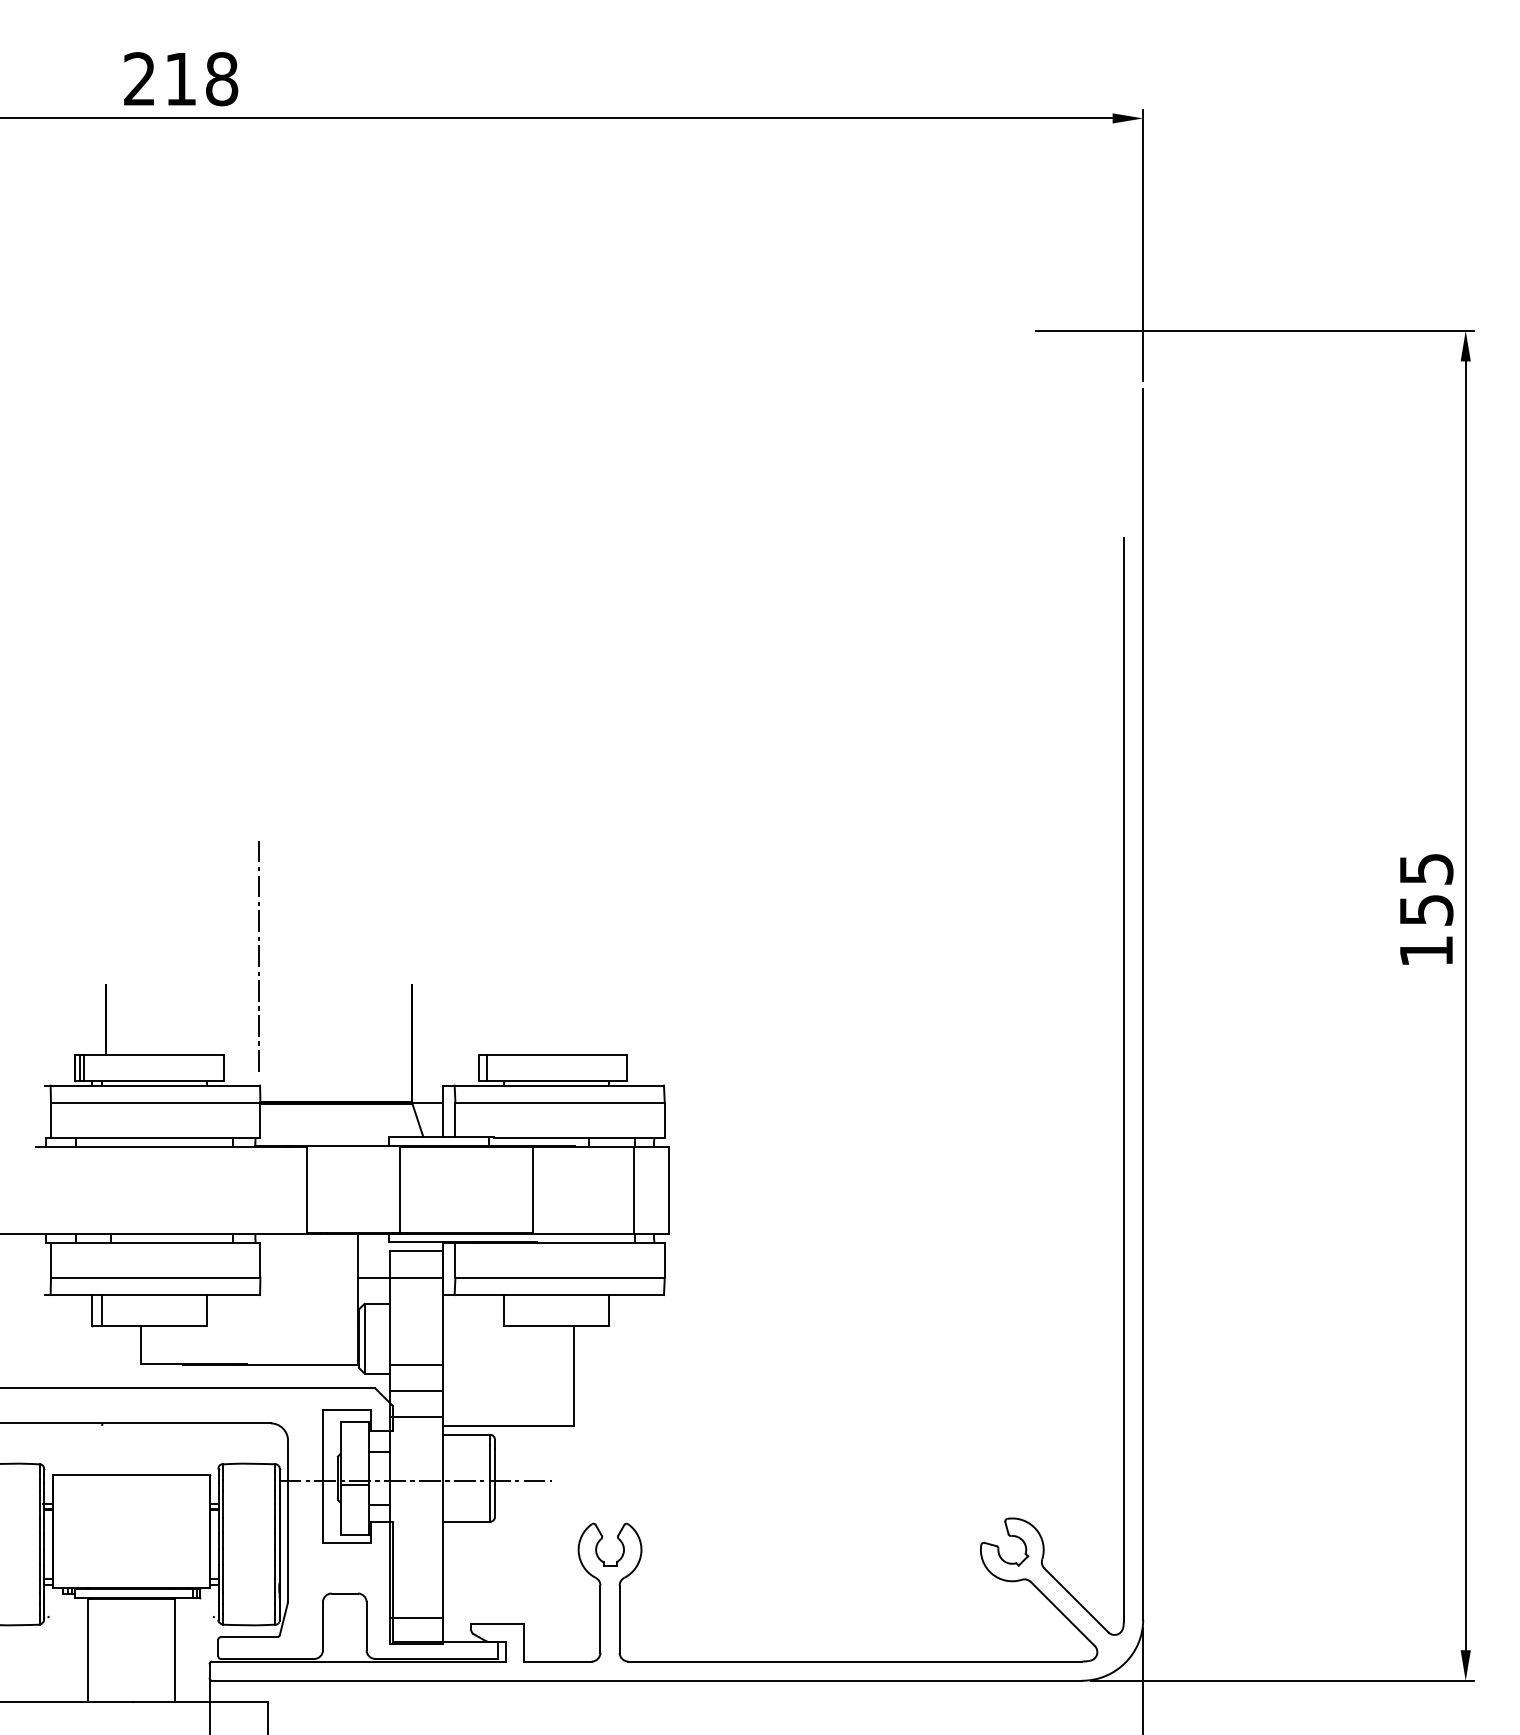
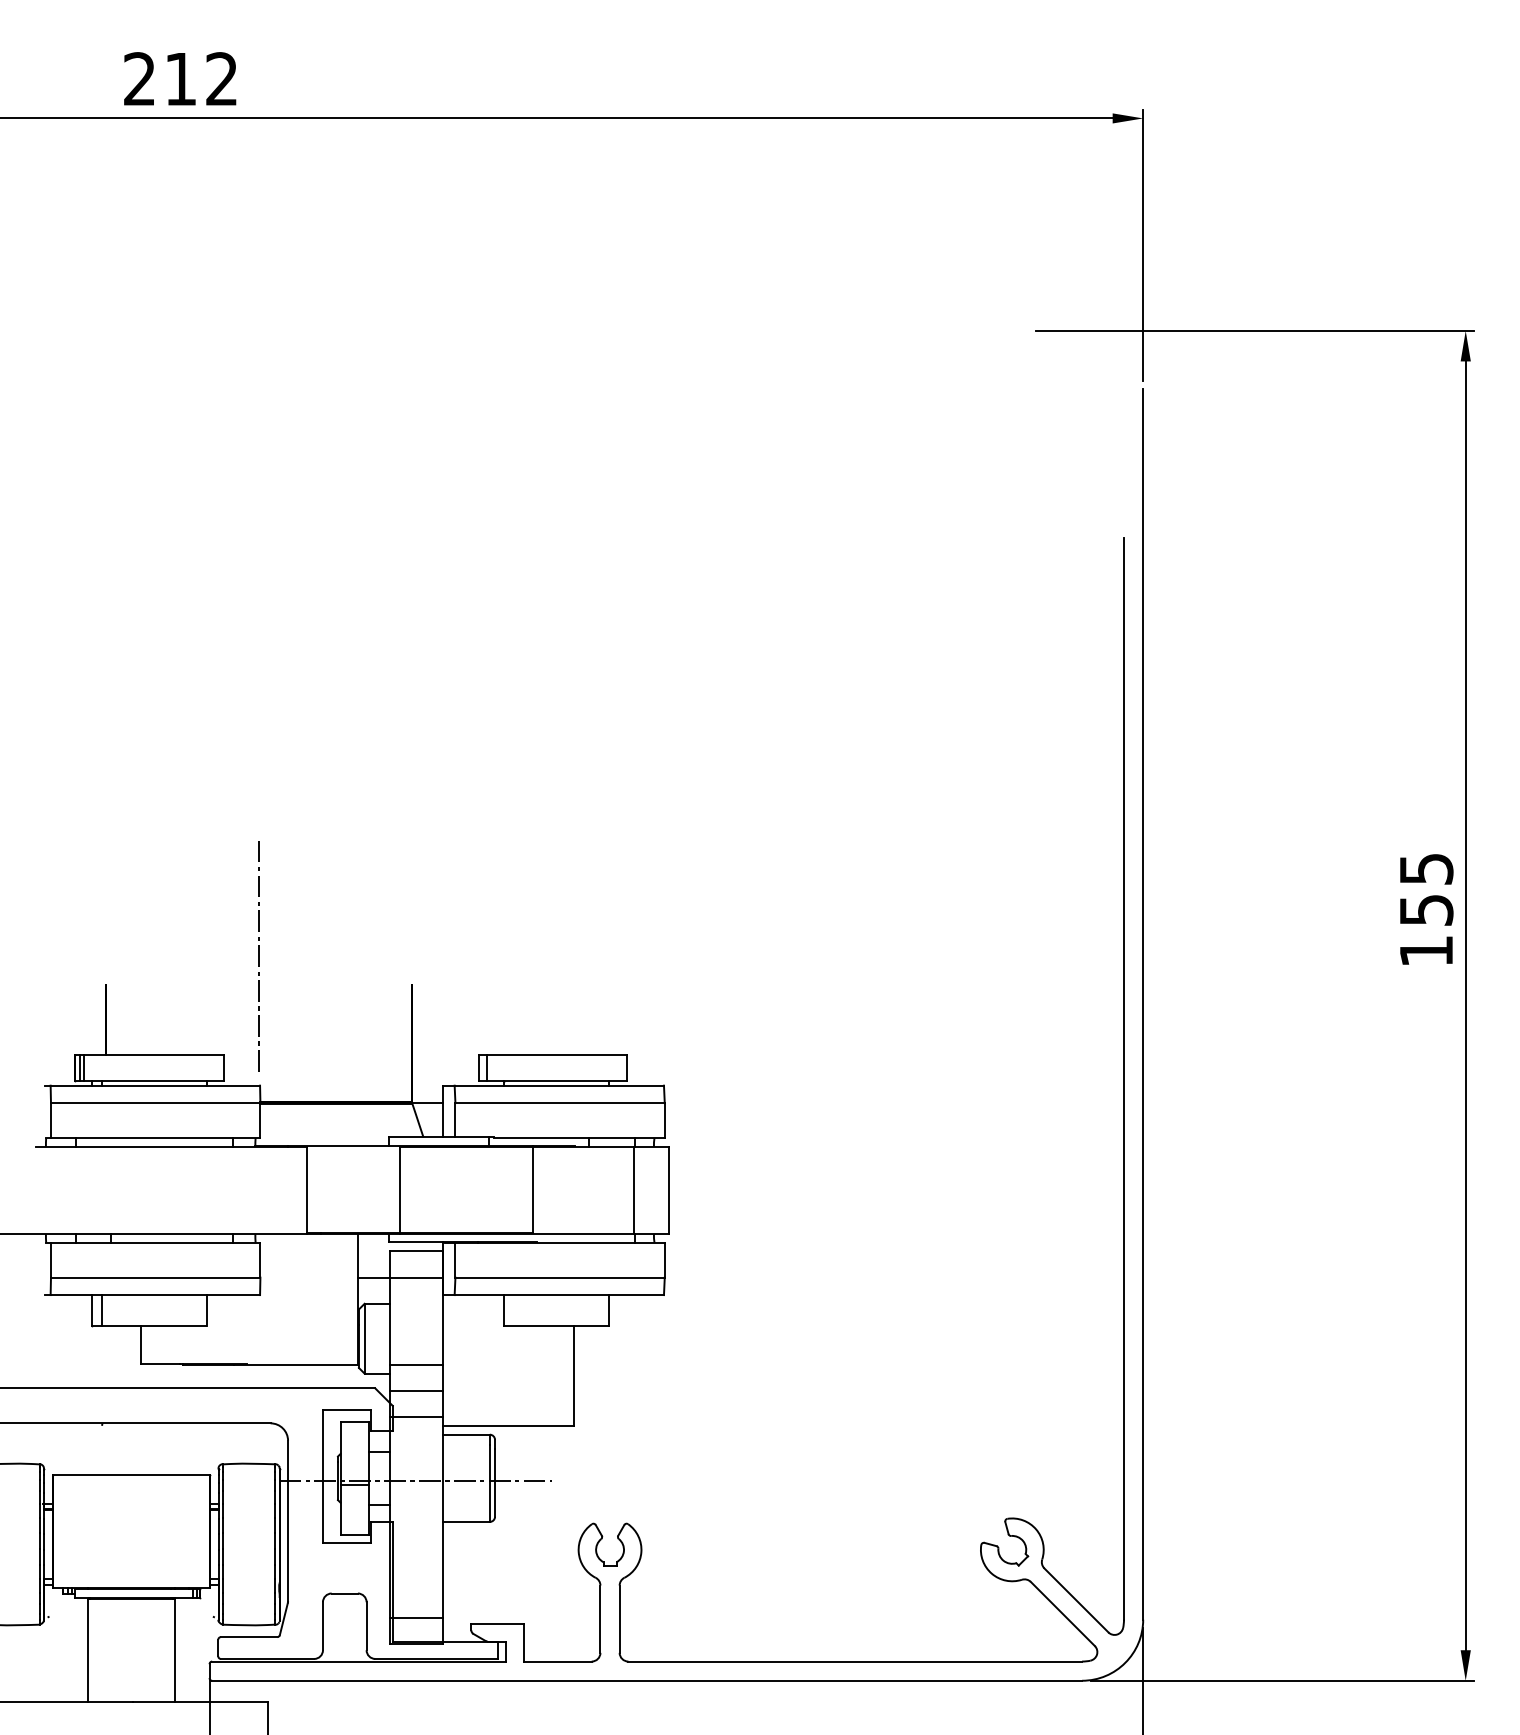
text: 218 -> 212 (222, 79)
